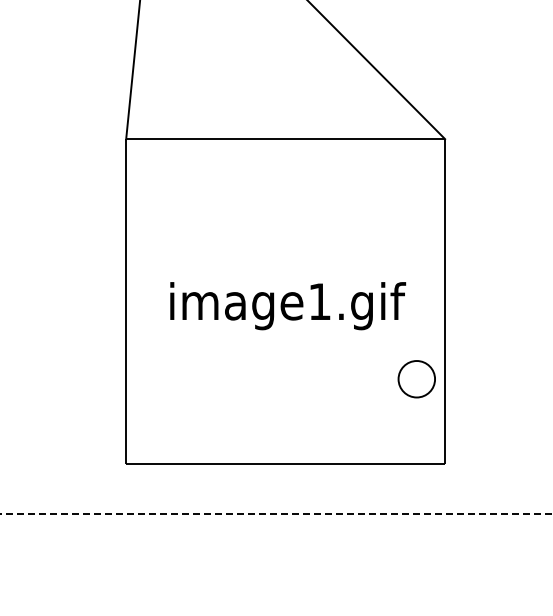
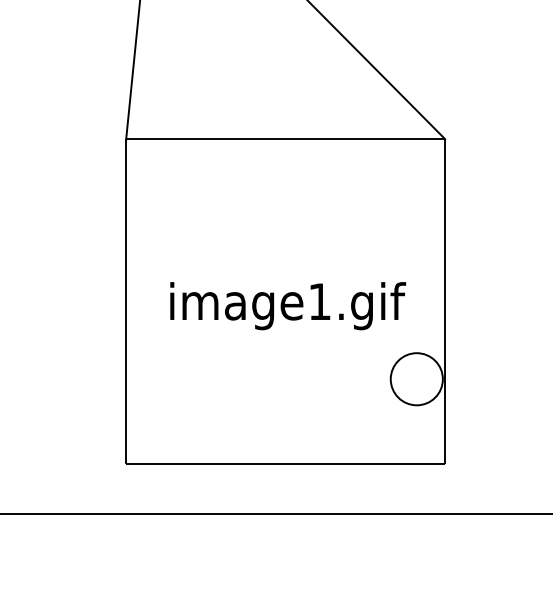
circle diameter: 36 px -> 52 px (416, 379)
line: dashed -> solid (276, 513)
